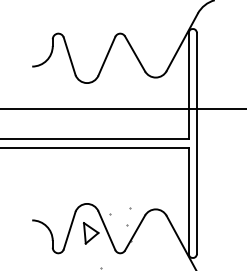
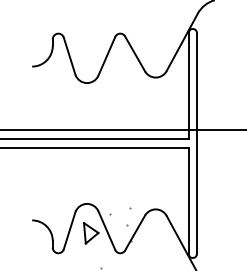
line position: (122, 109) -> (122, 130) (122, 130)
